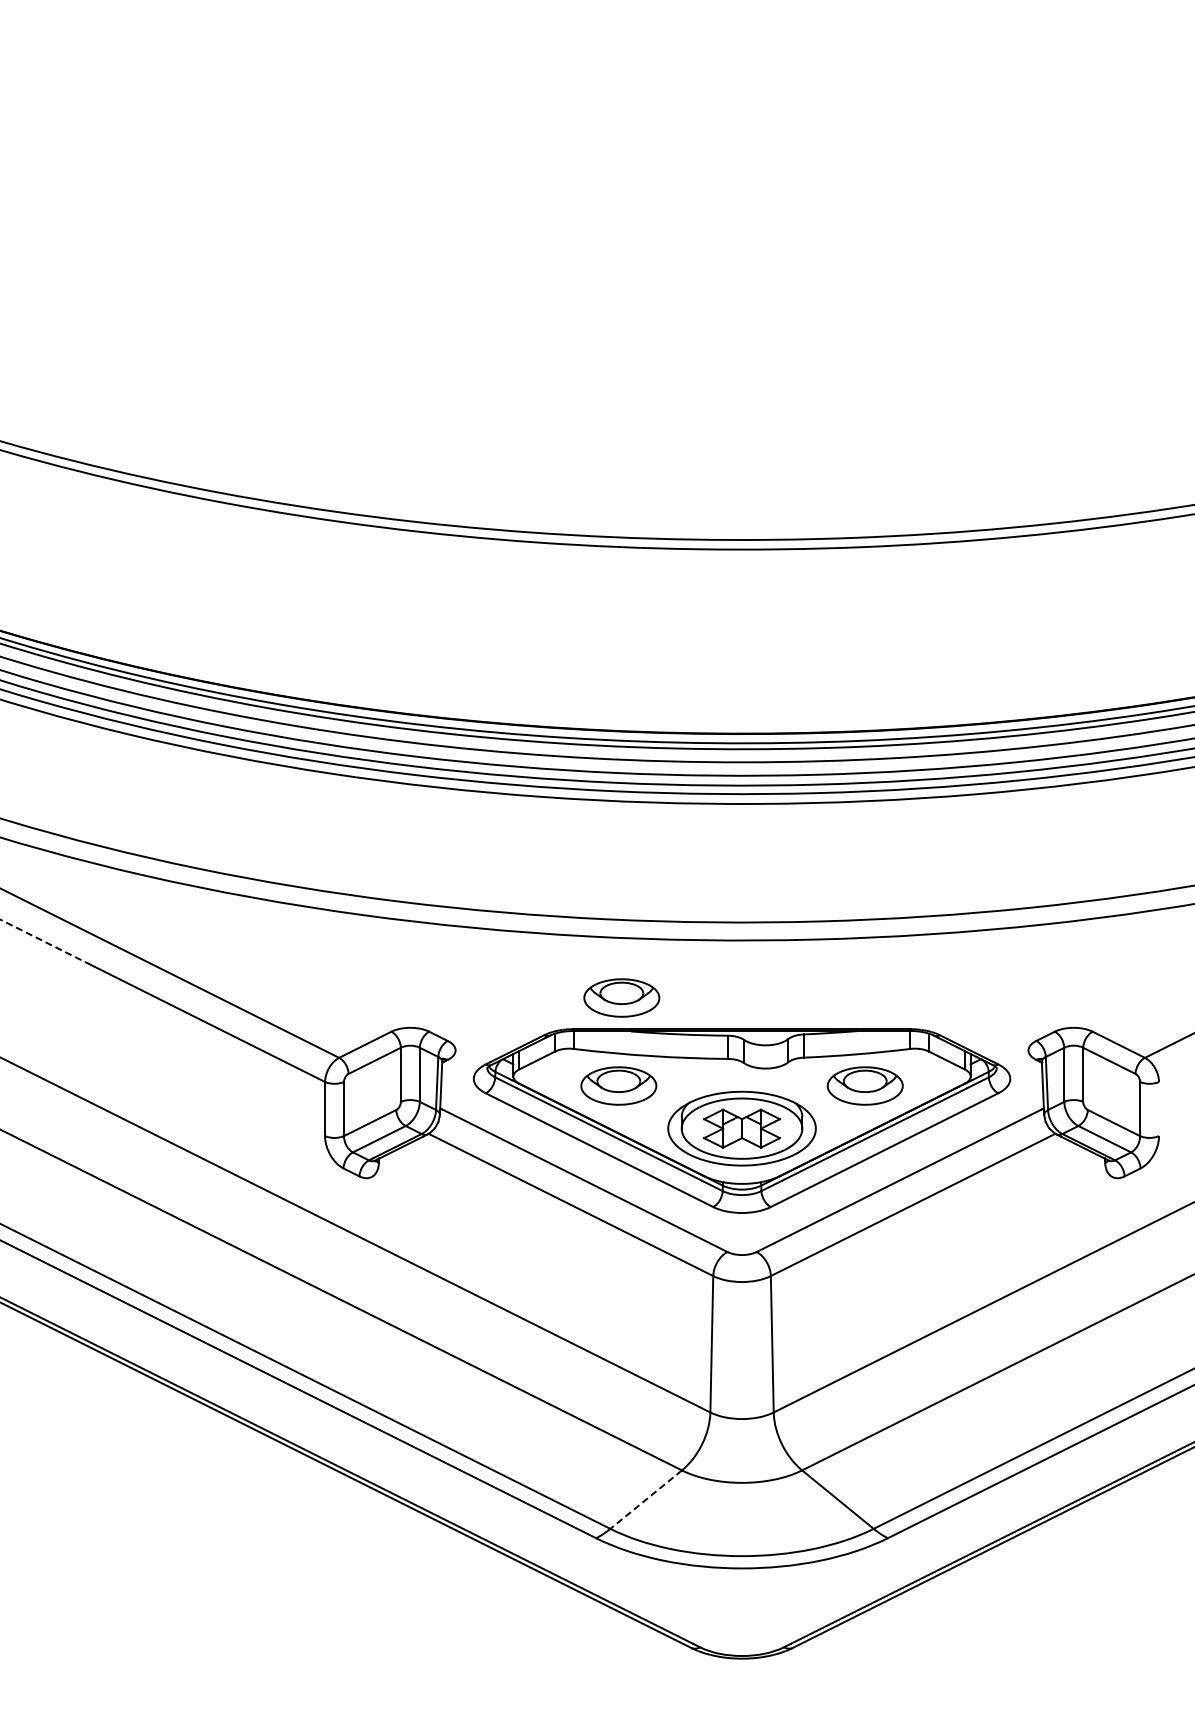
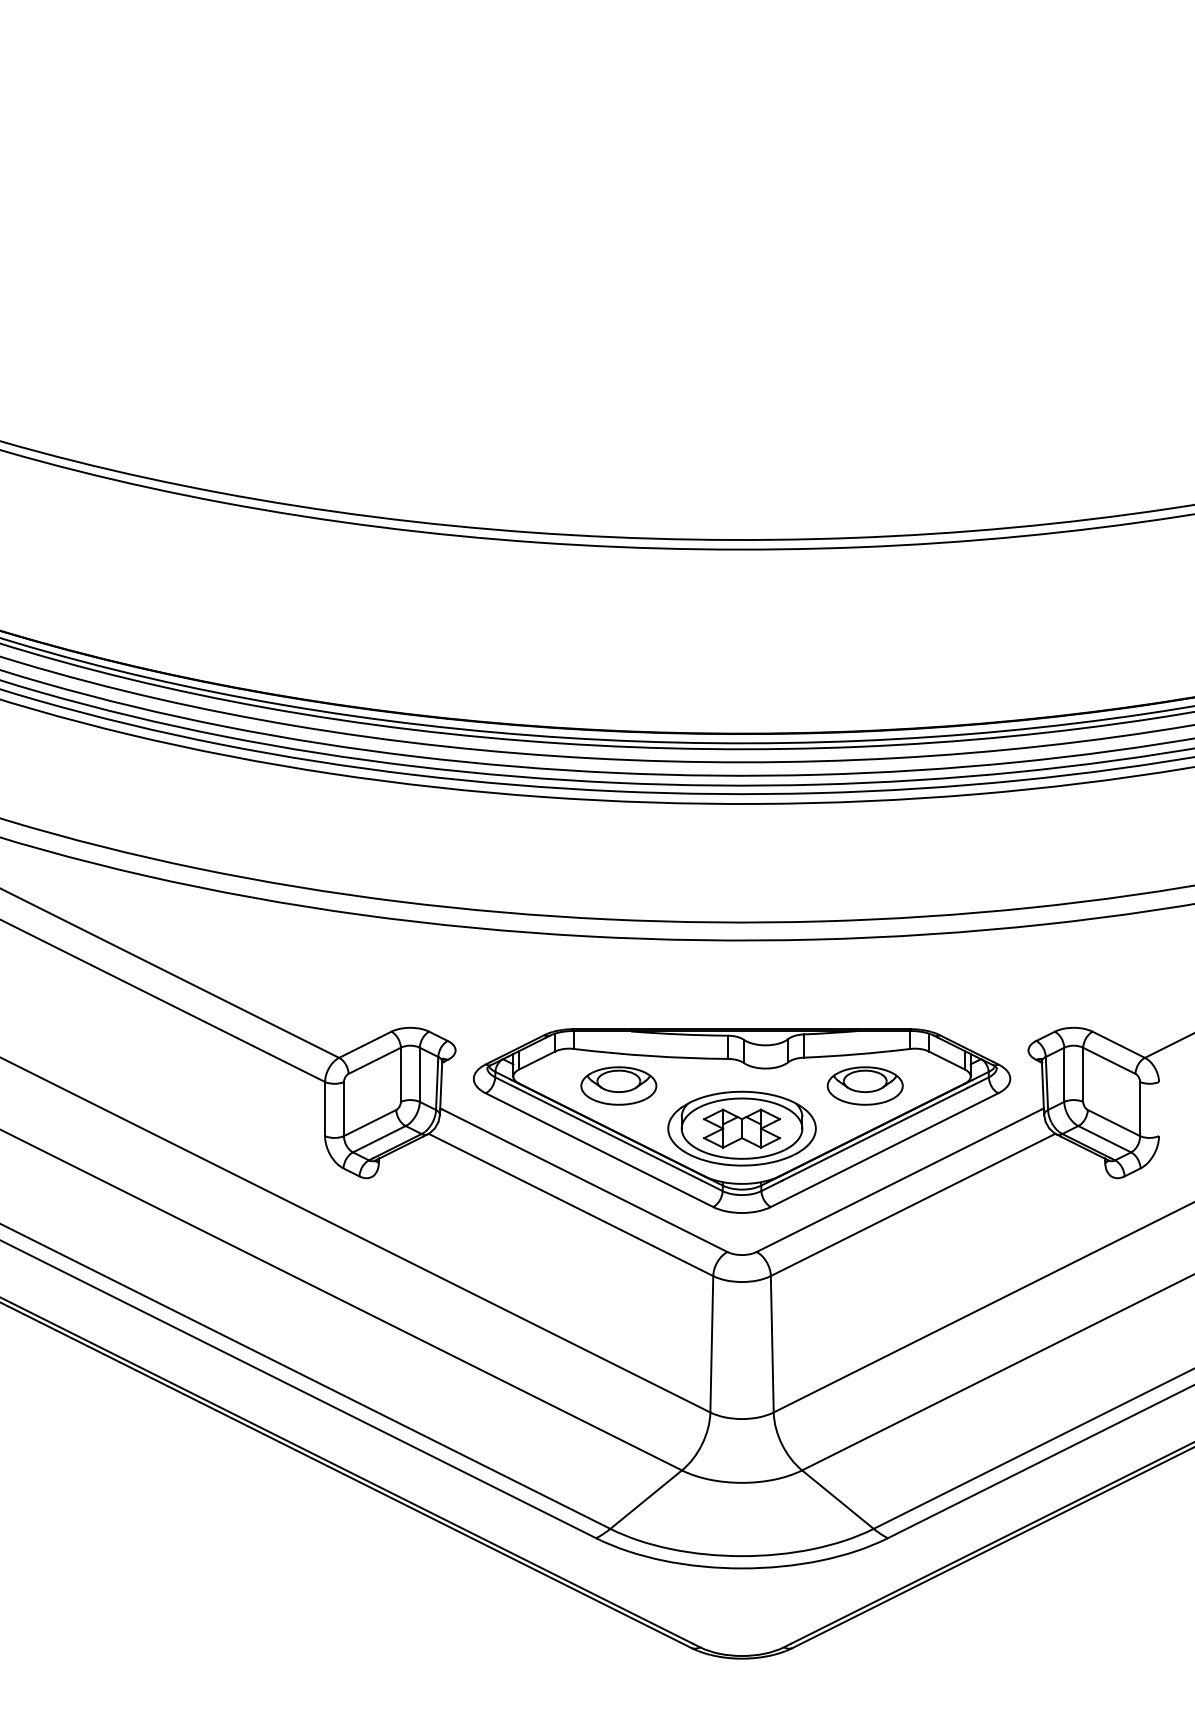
line: dashed -> solid (45, 942)
part: present -> none (621, 997)
line: dashed -> solid (645, 1499)
